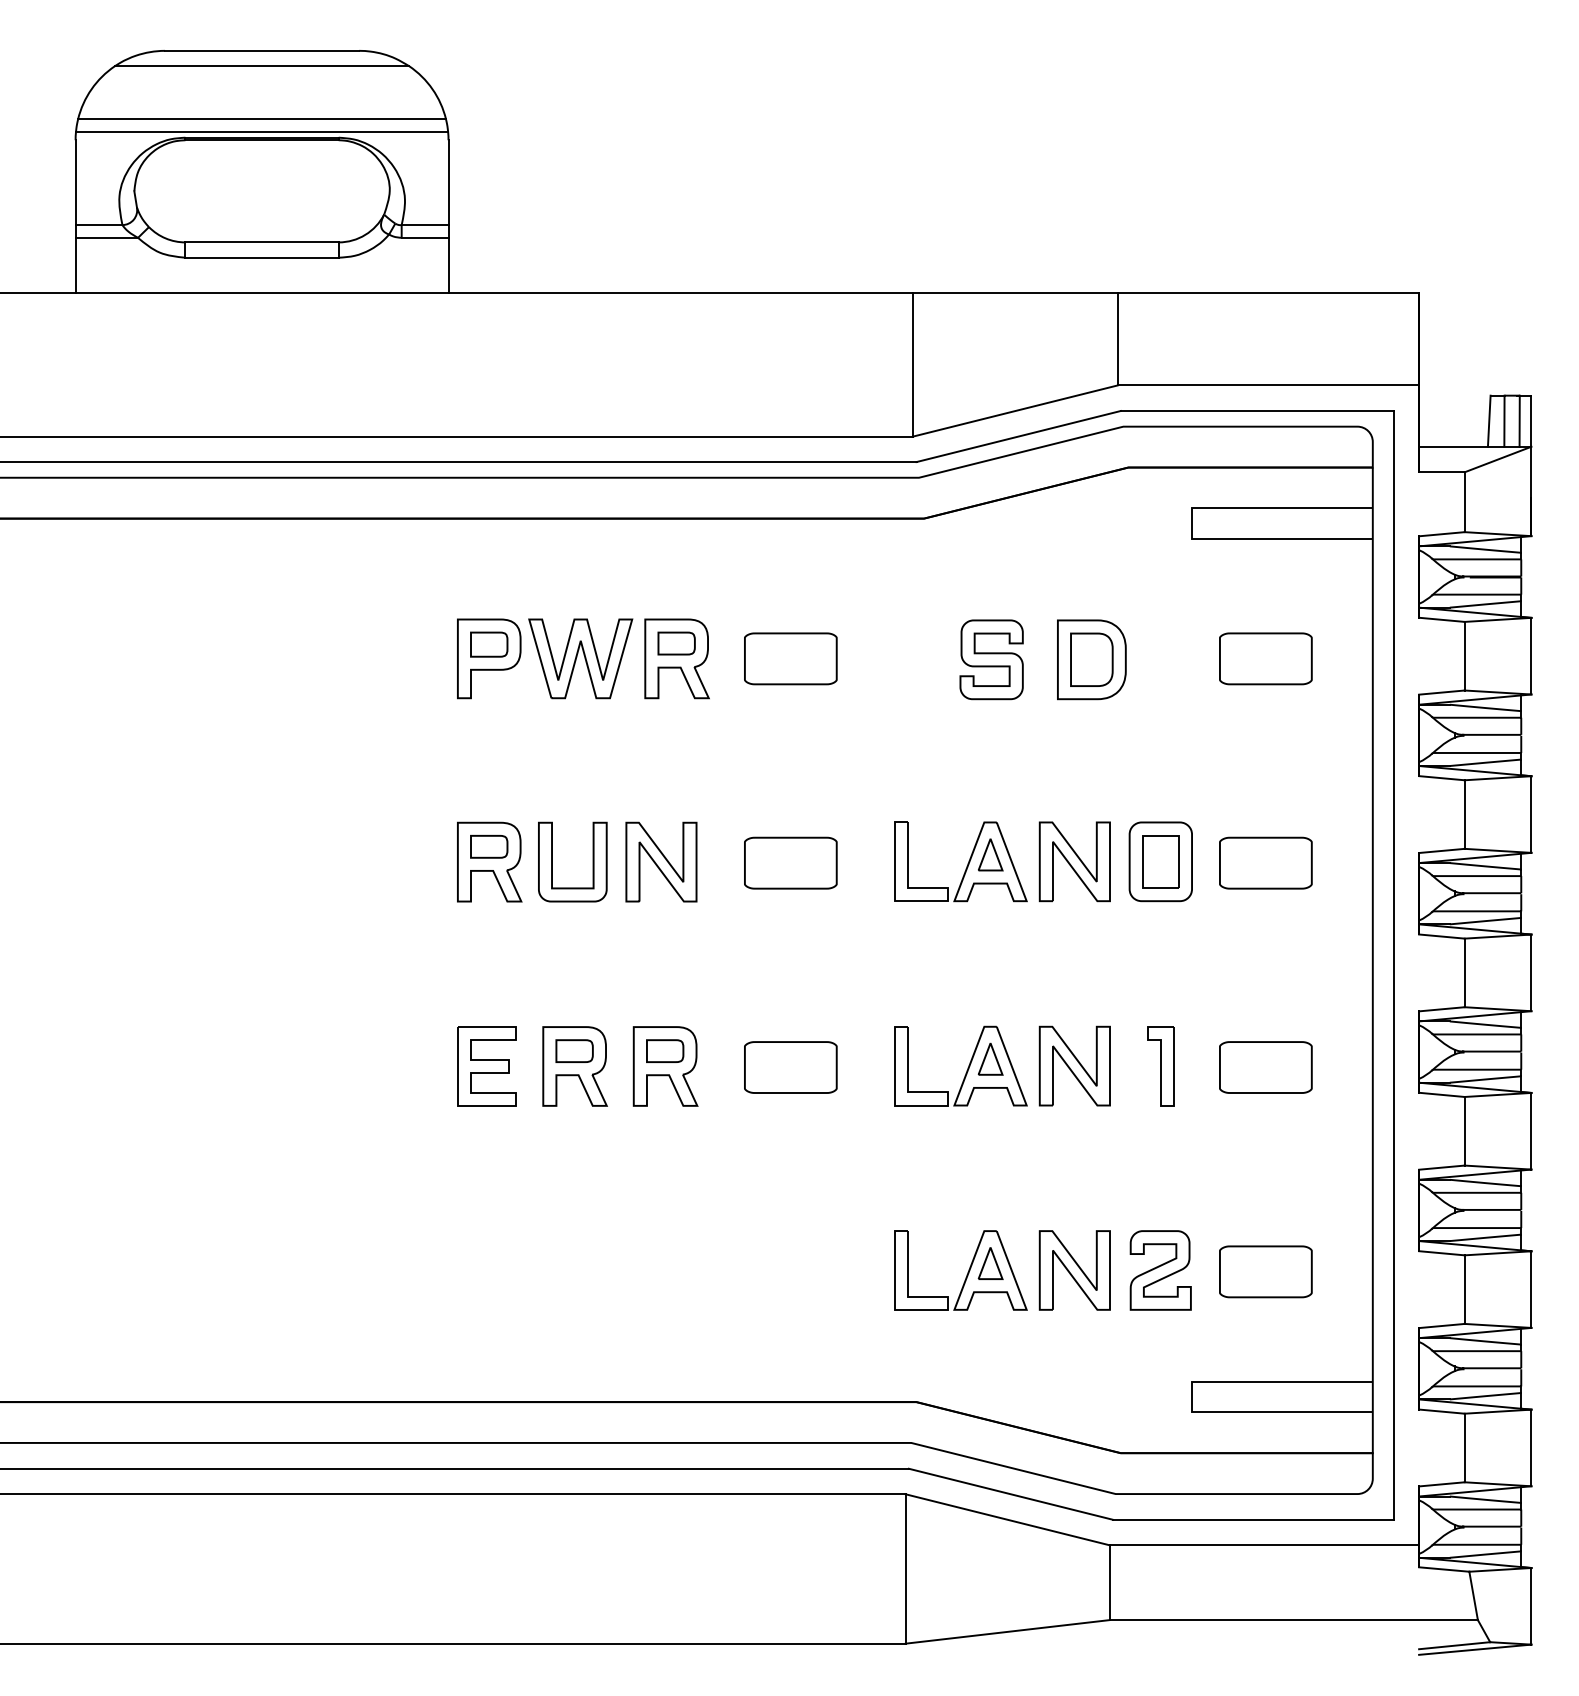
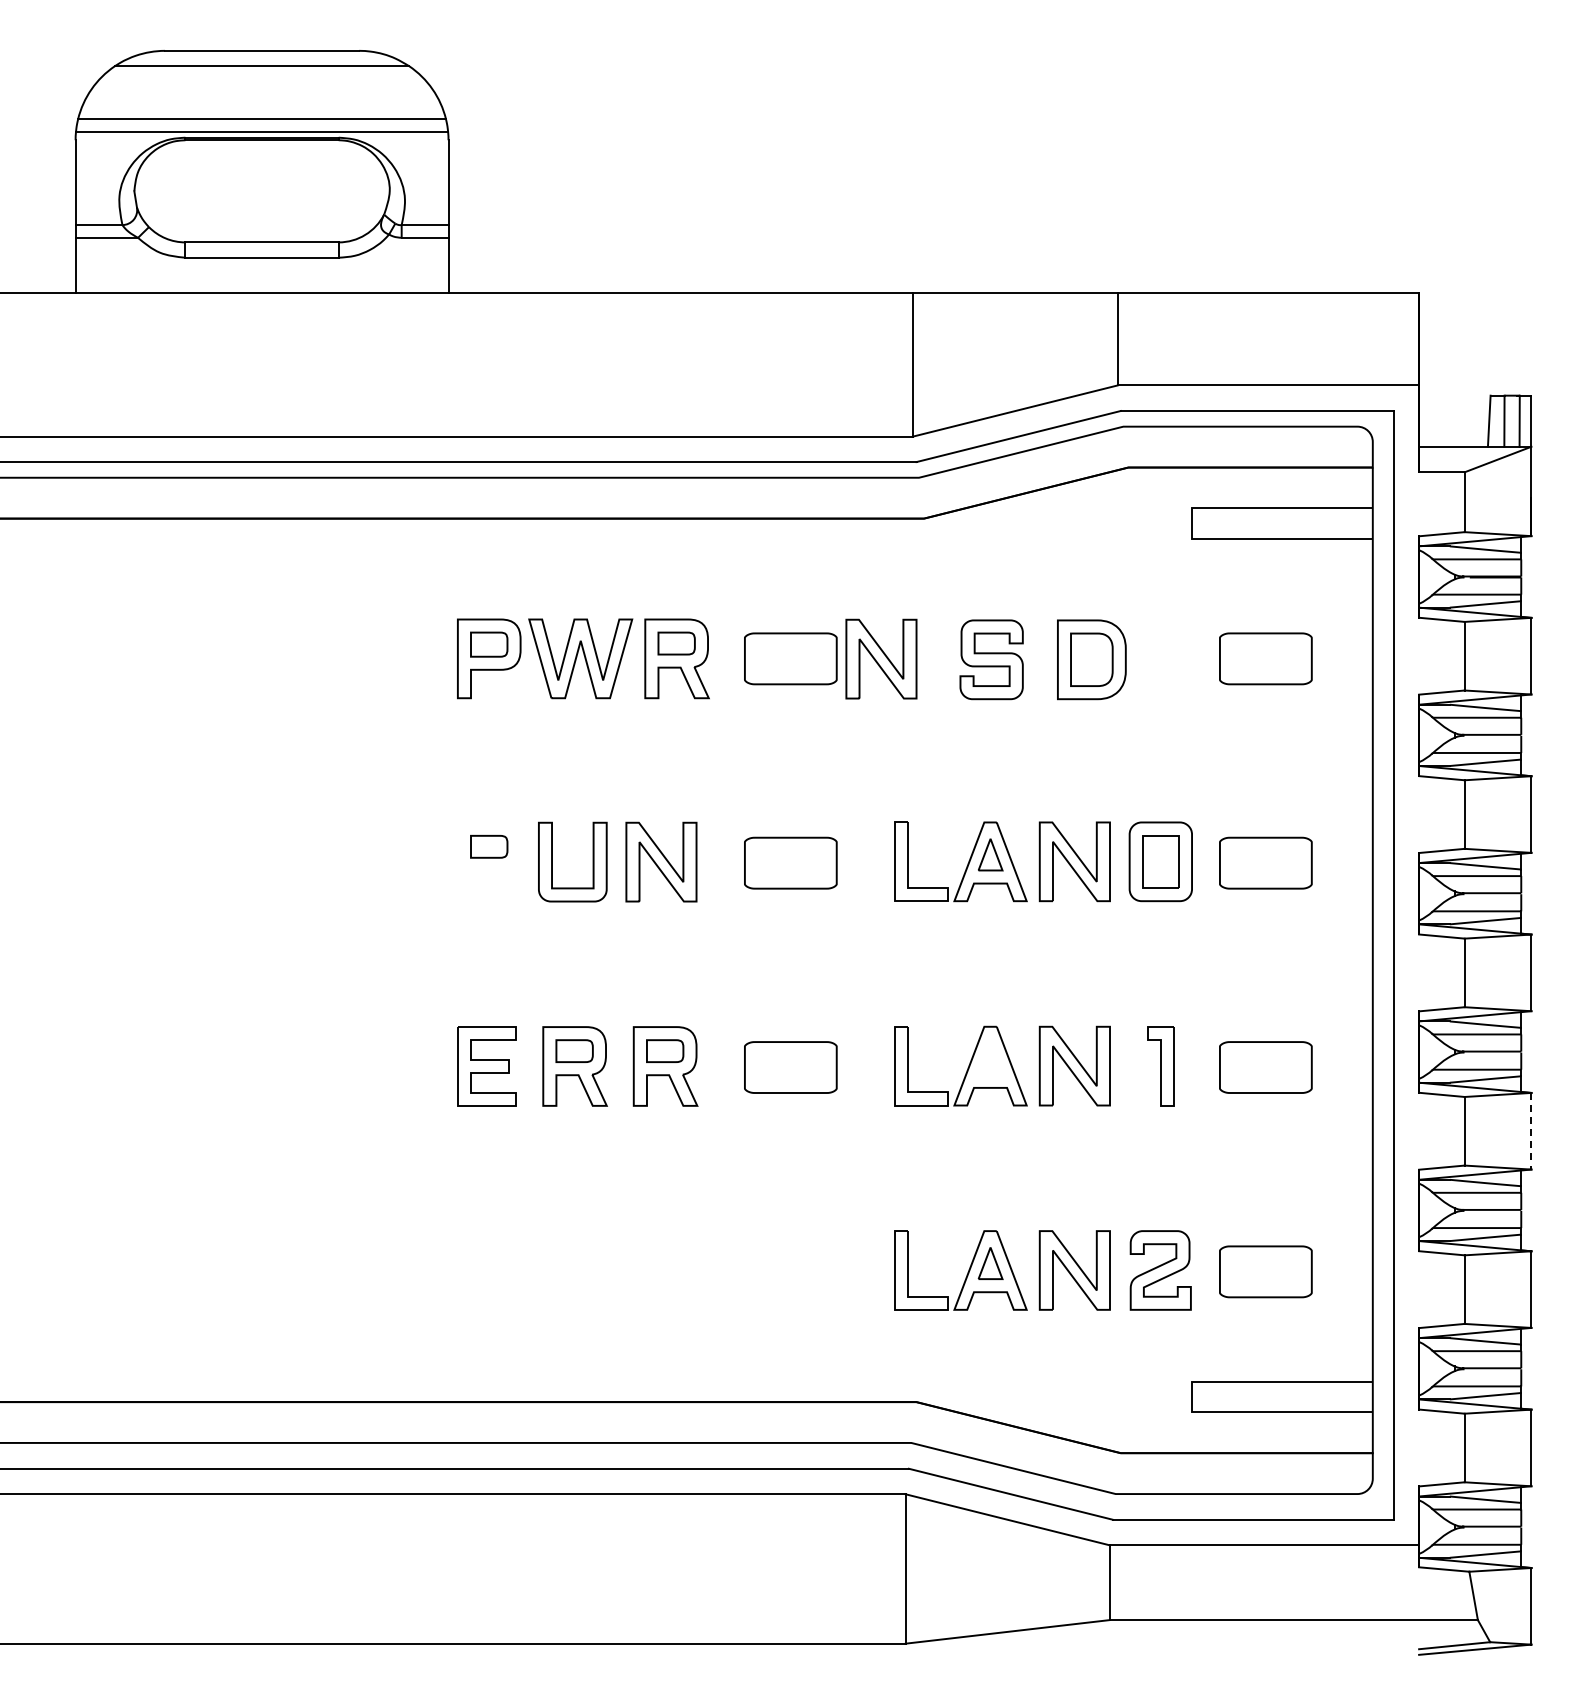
part: none -> present (881, 658)
part: present -> none (489, 861)
part: present -> none (990, 1058)
line: solid -> dashed (1531, 1131)
